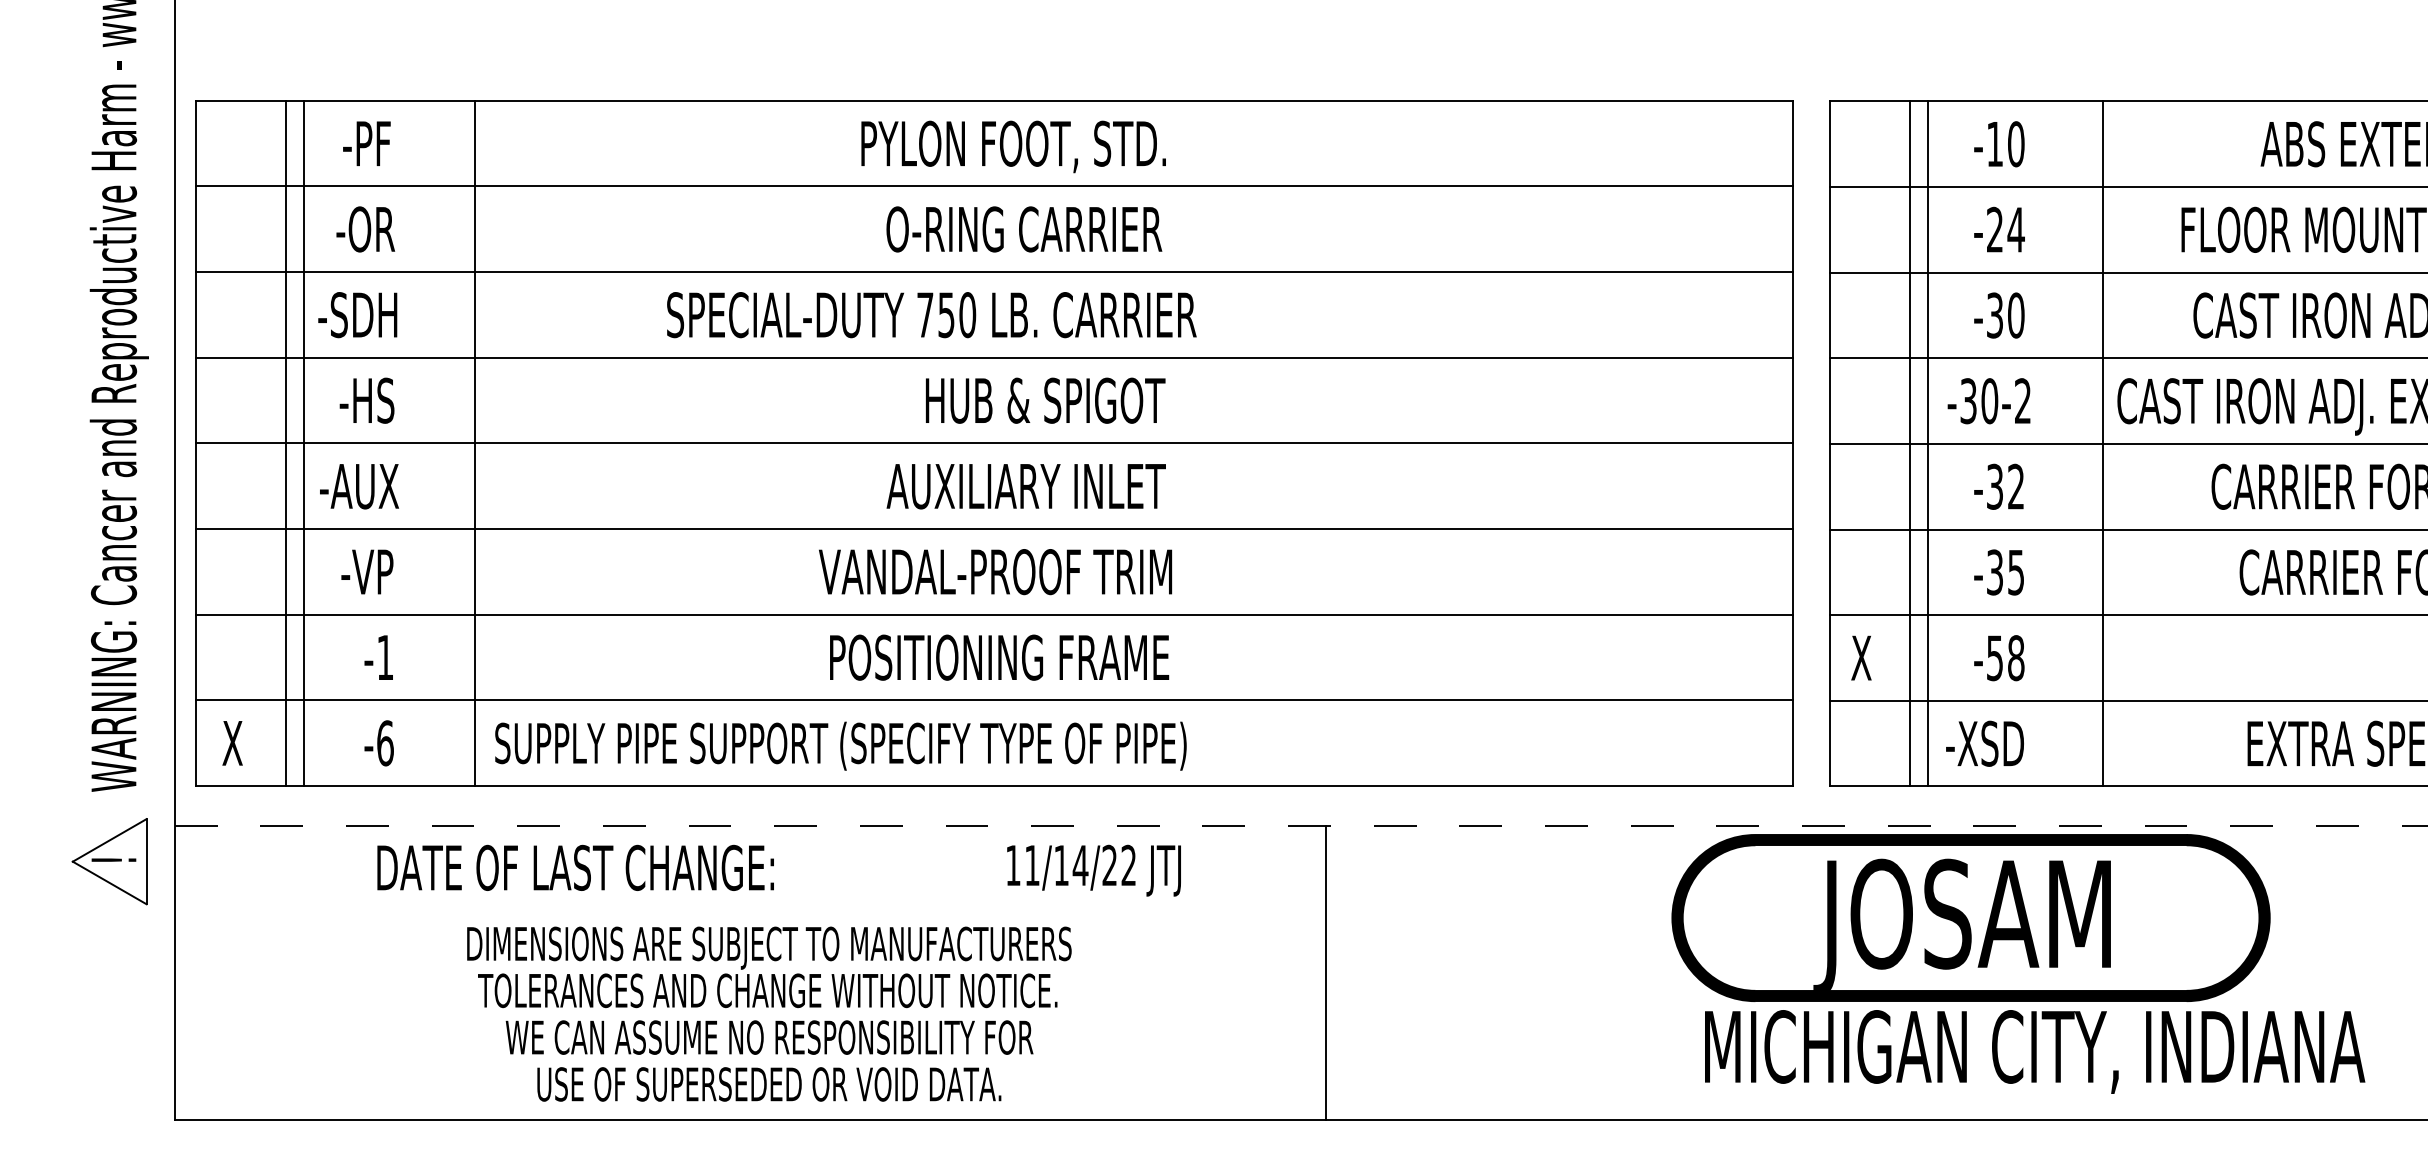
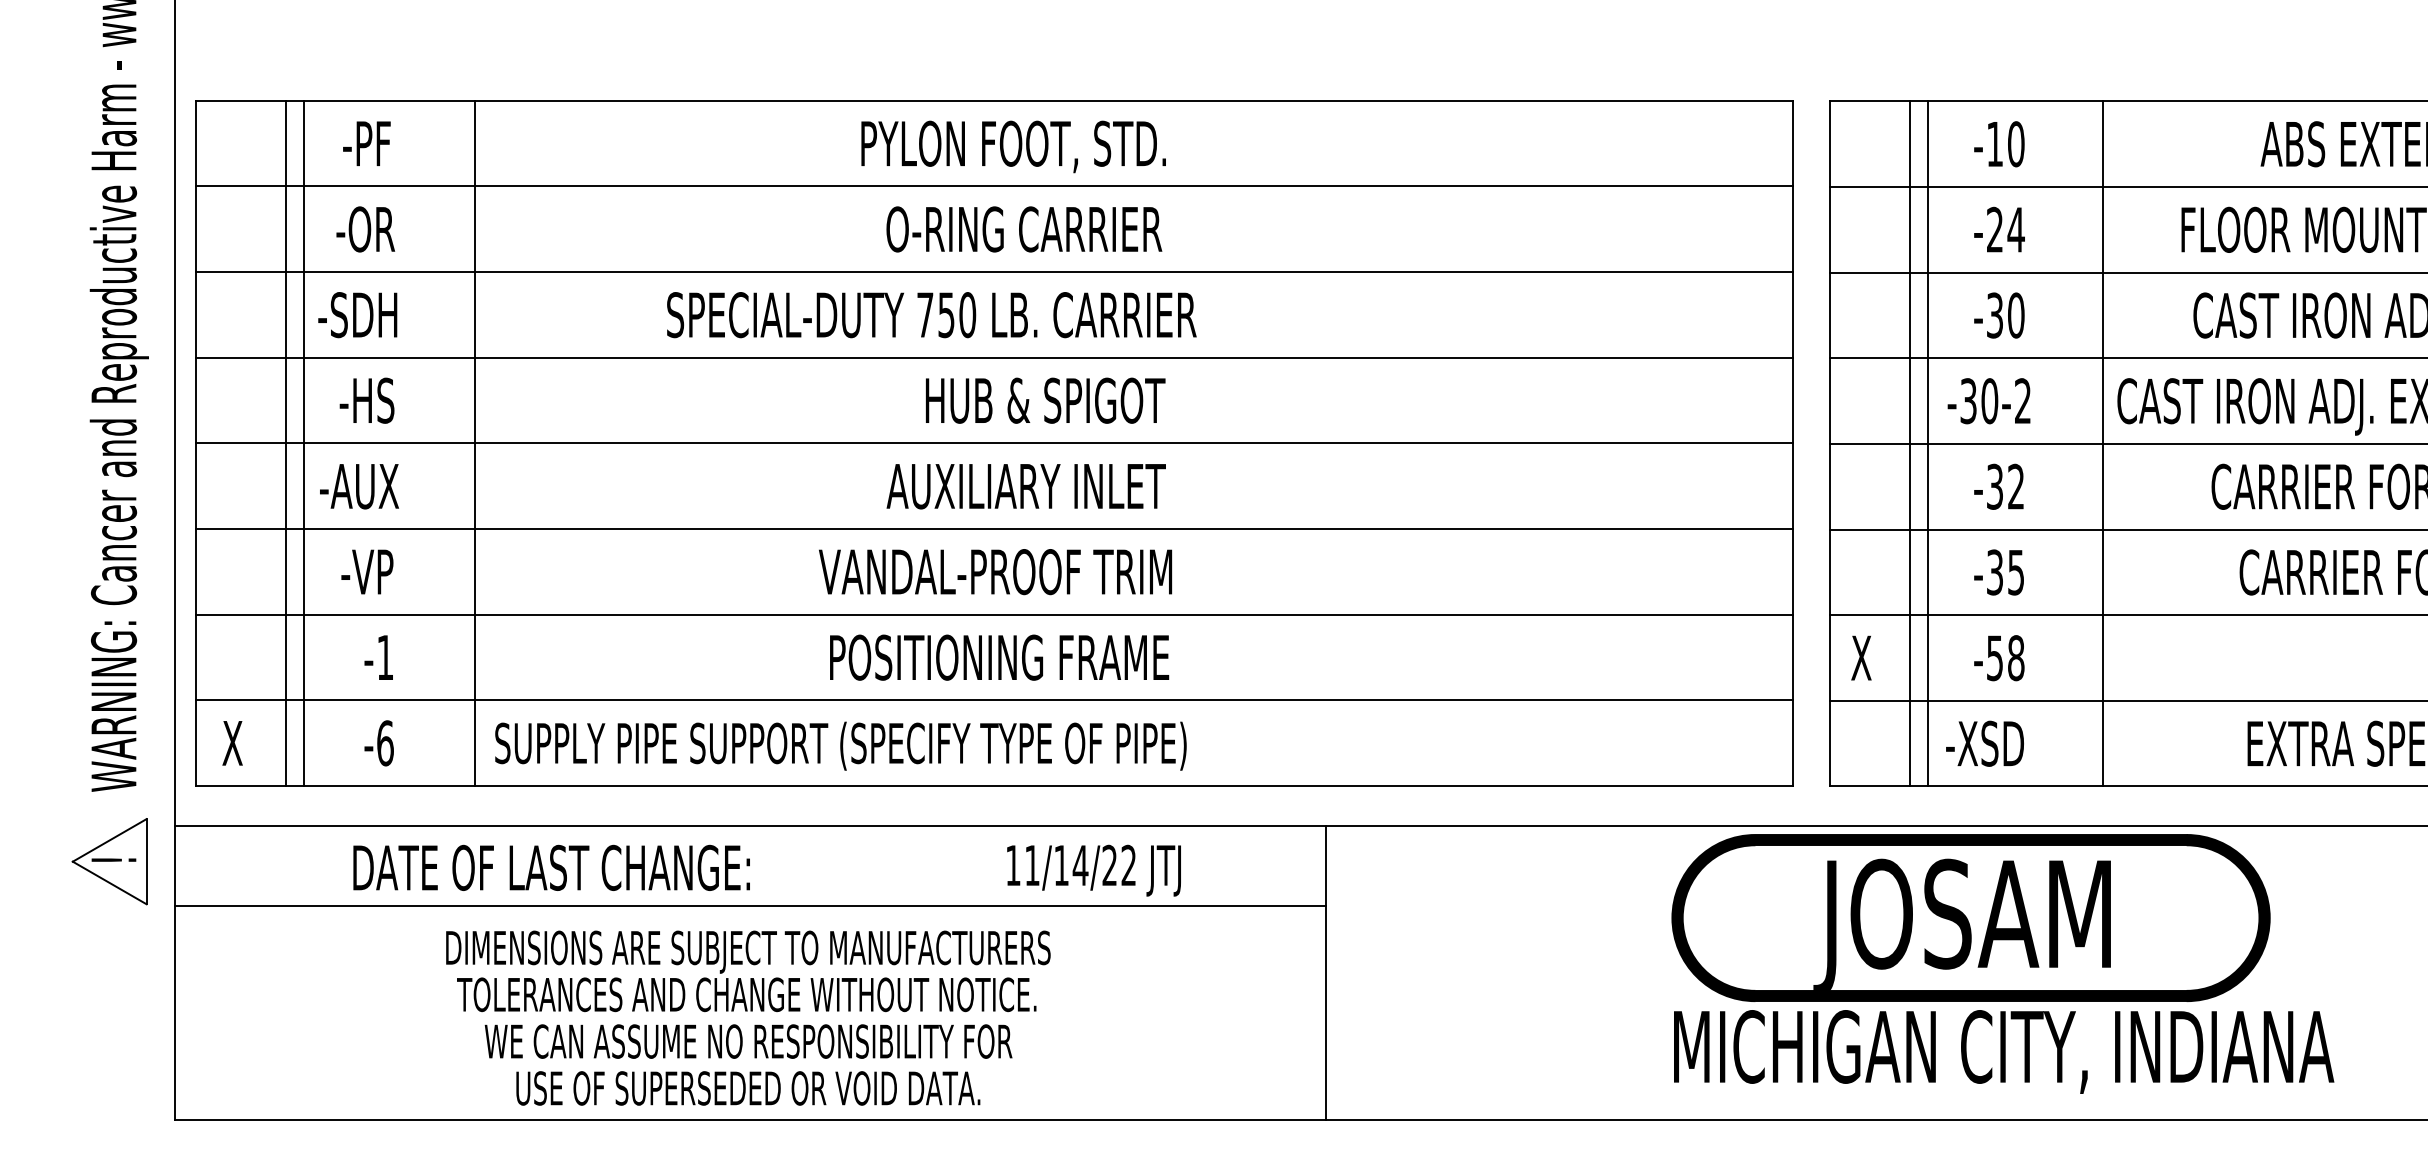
line: dashed -> solid (1301, 825)
text position: (575, 867) -> (551, 867) (551, 867)
line: none -> present (749, 906)
text position: (769, 1013) -> (748, 1017) (748, 1017)
text position: (2035, 1051) -> (2004, 1051) (2004, 1051)
